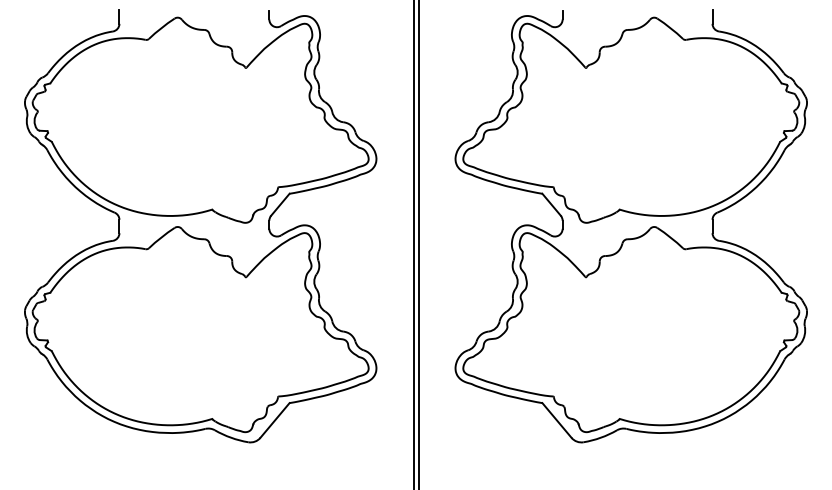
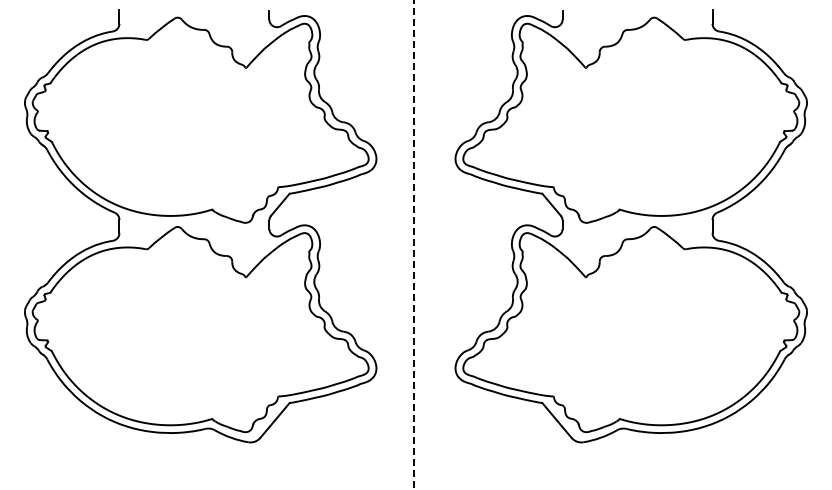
line: present -> none (418, 244)
line: solid -> dashed (413, 245)
